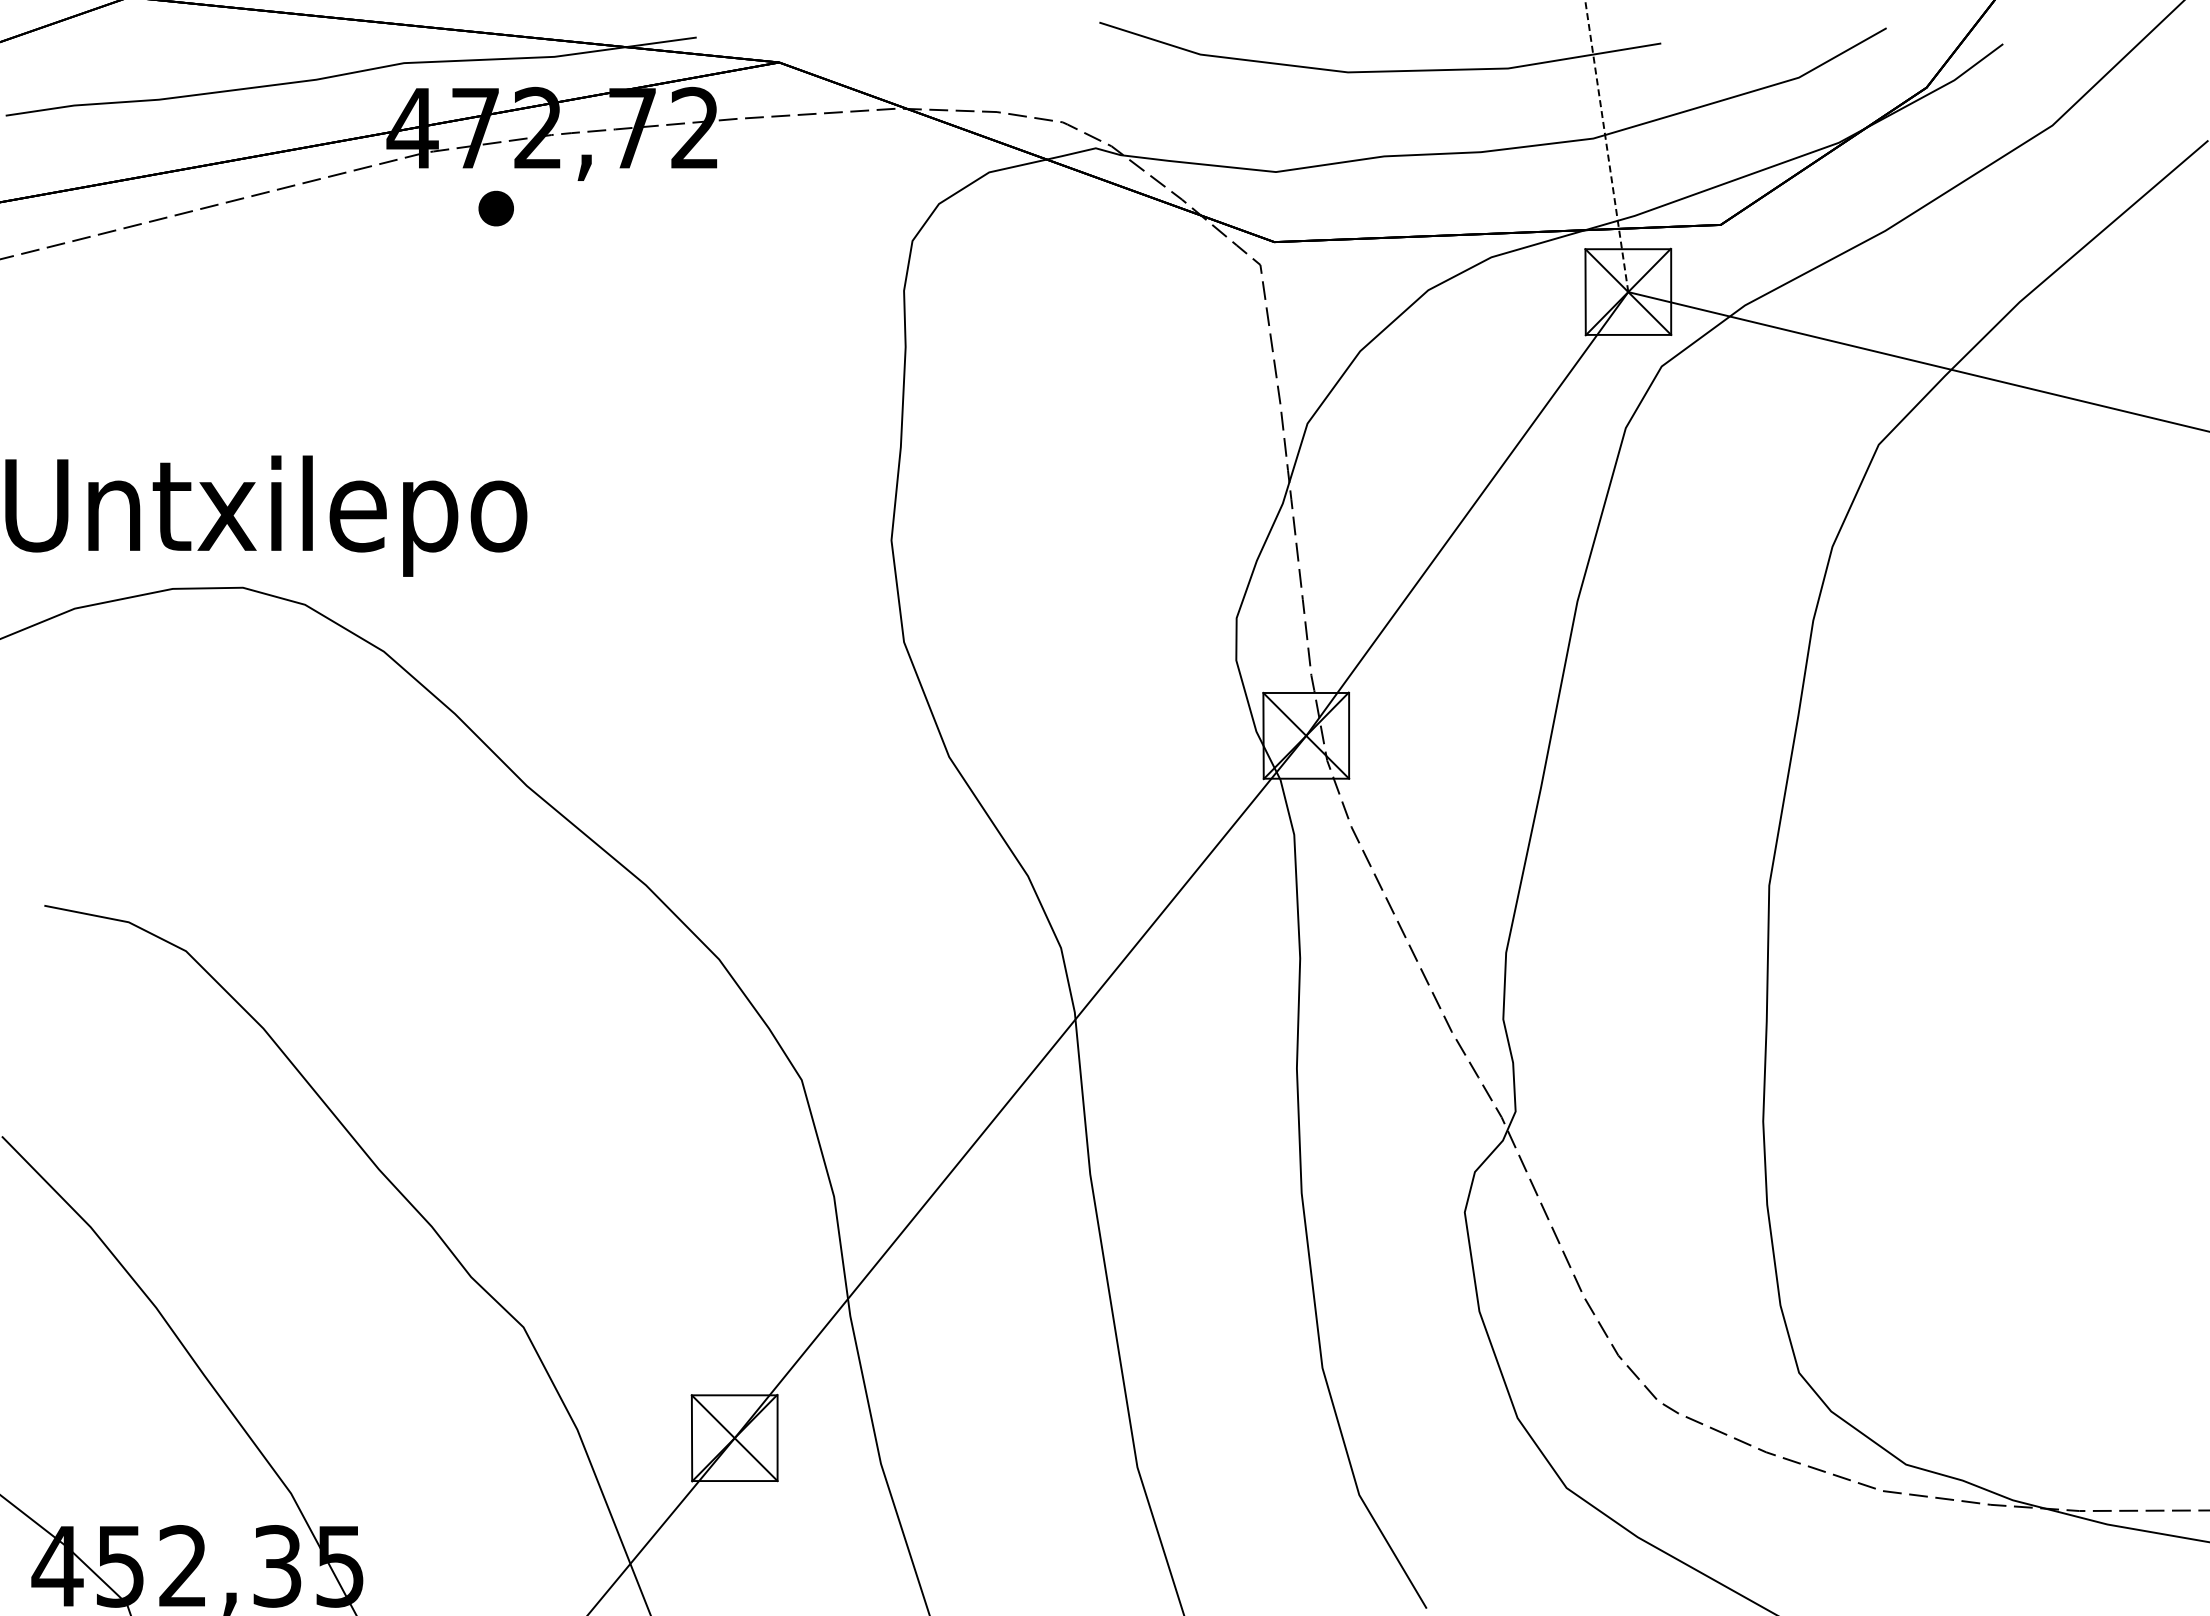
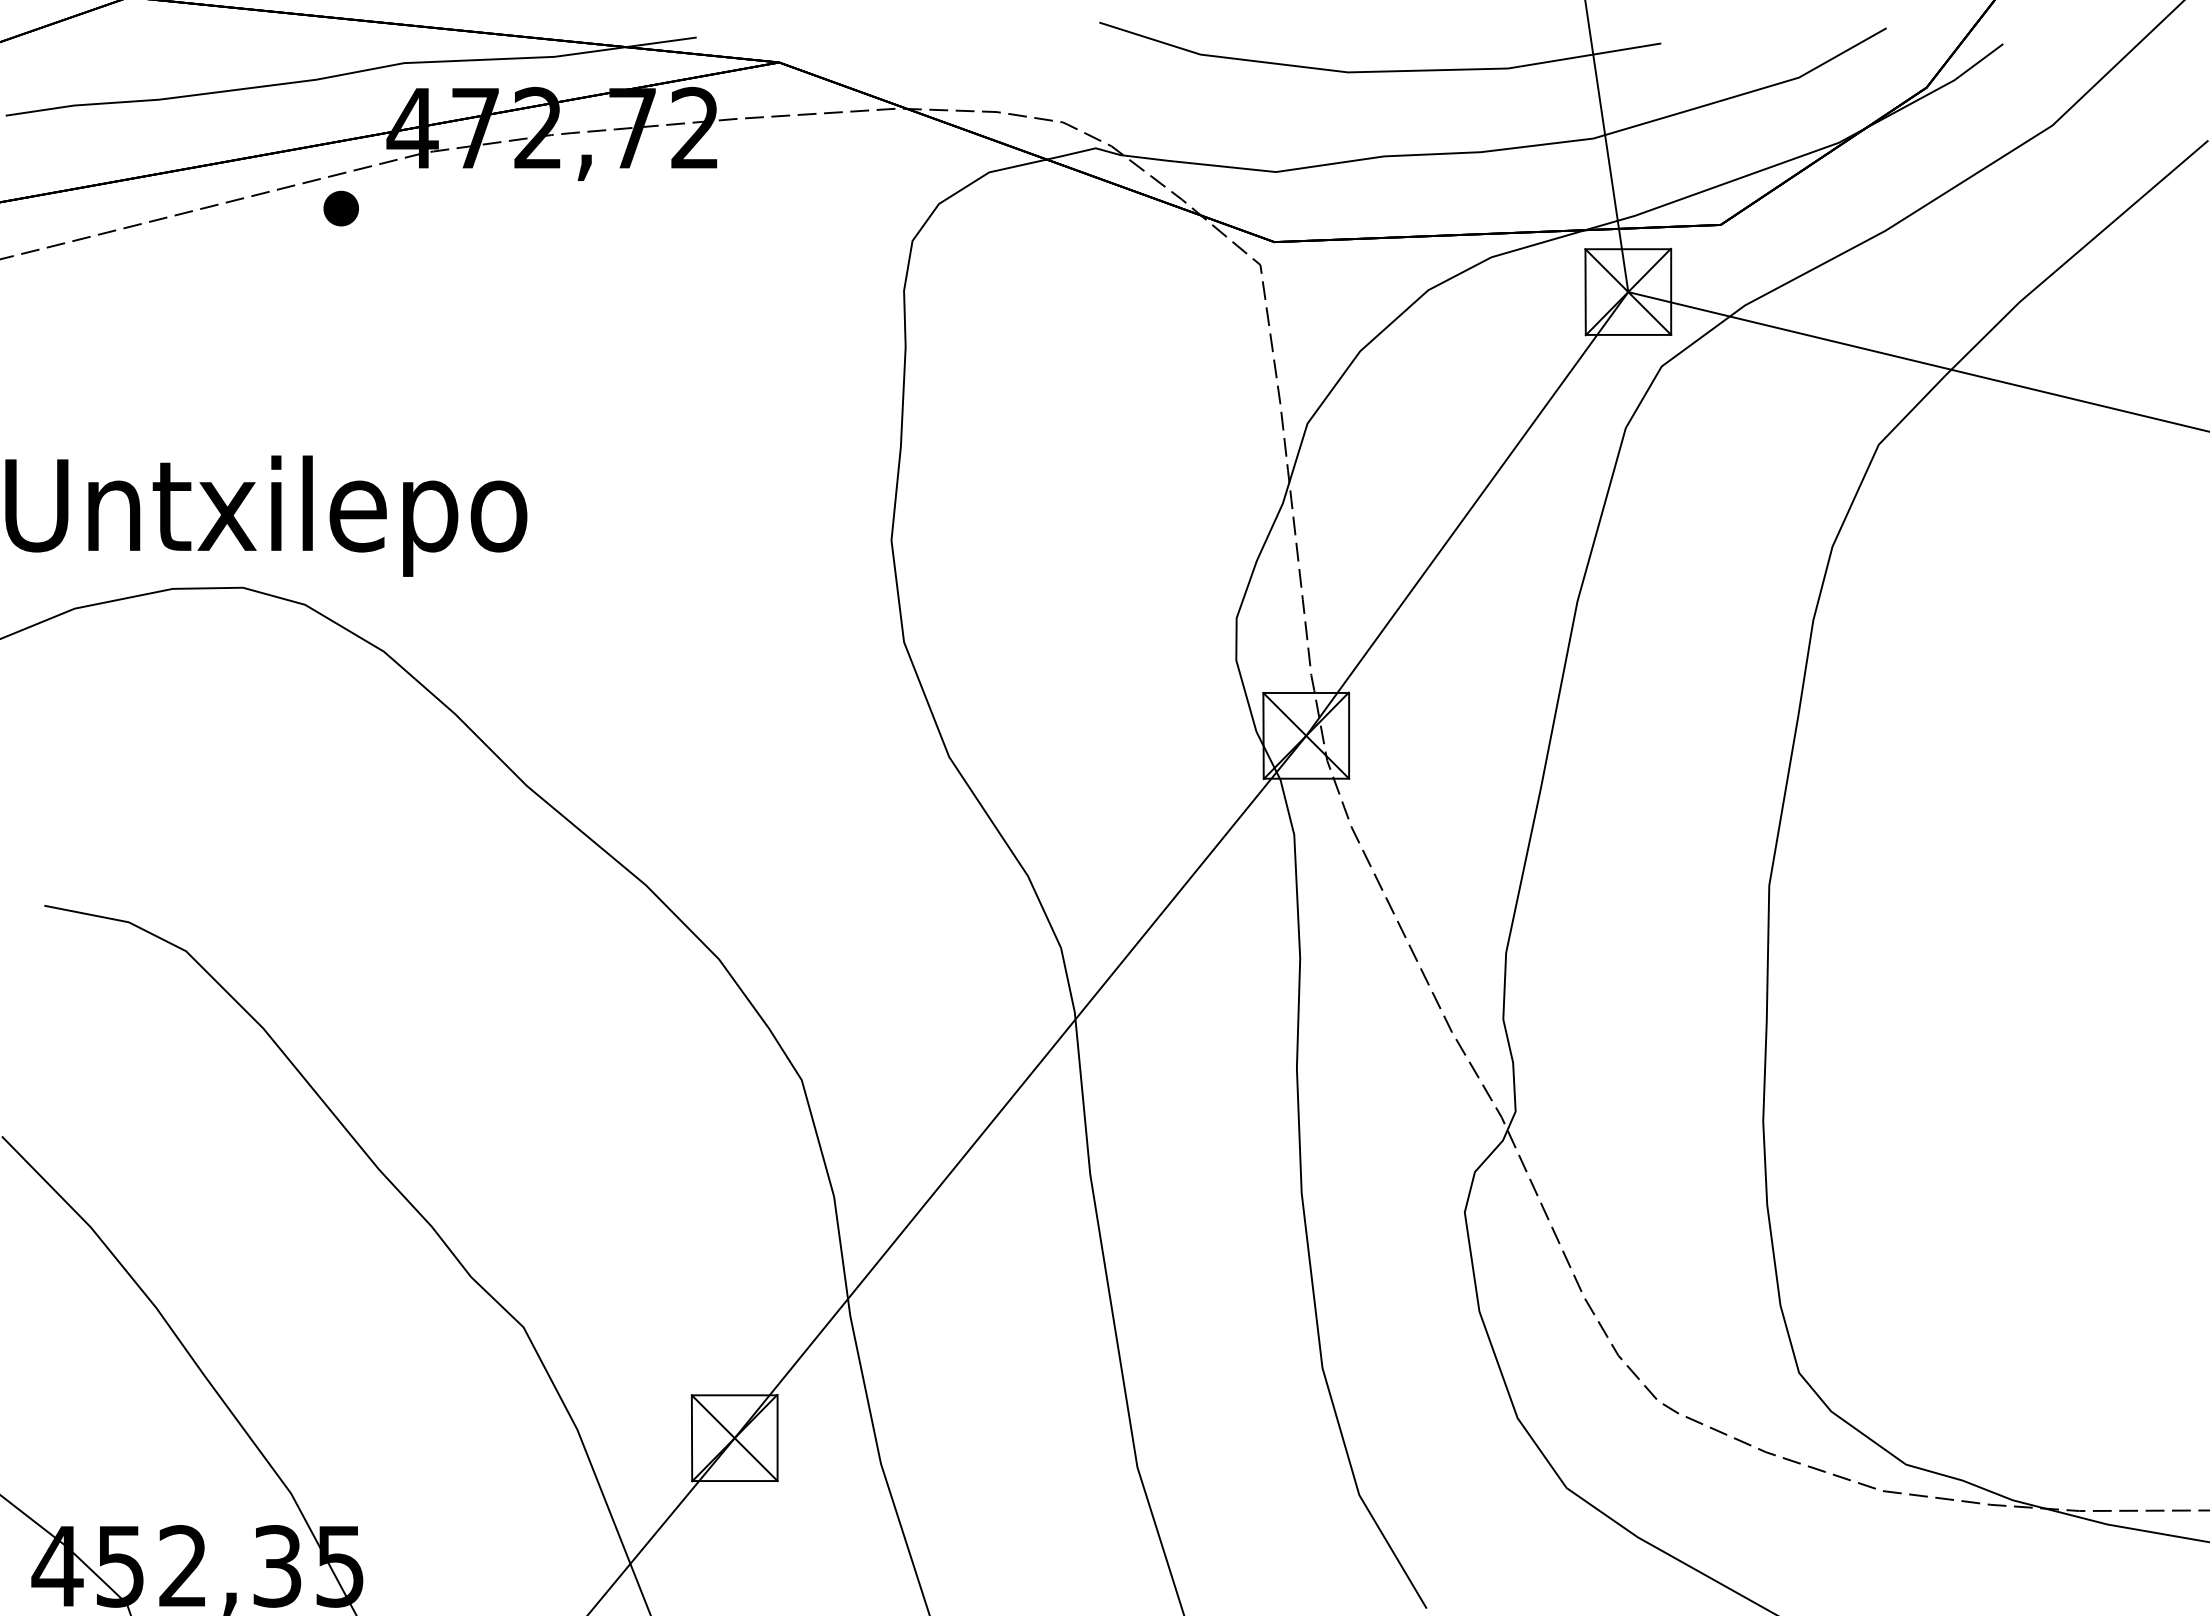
line: dashed -> solid (1606, 145)
part position: (495, 208) -> (340, 208) (340, 208)
